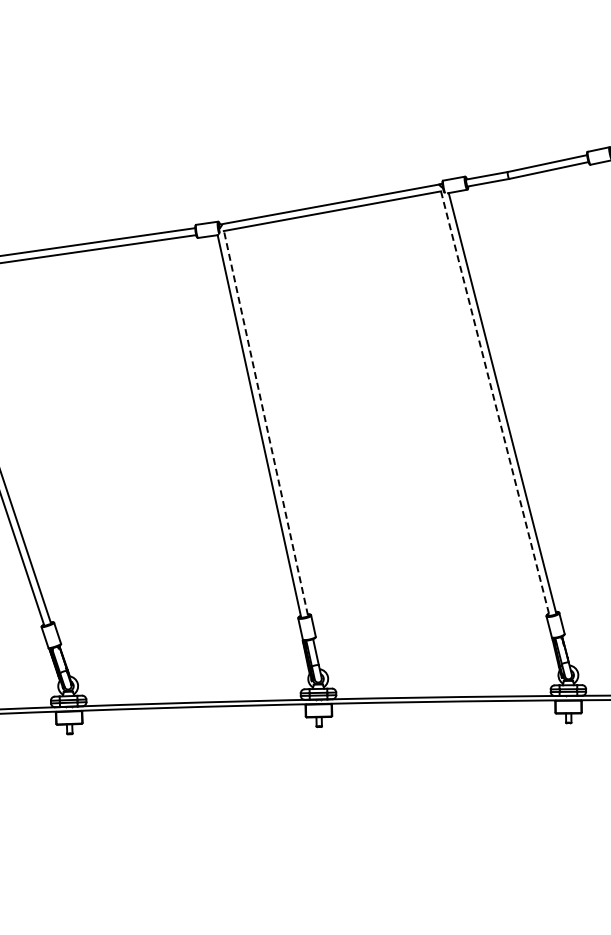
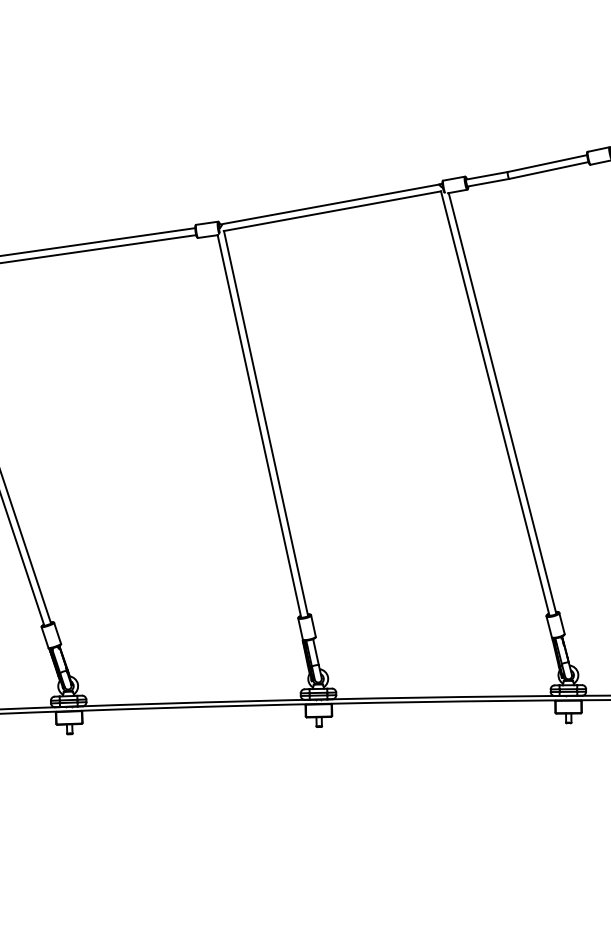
line: dashed -> solid (495, 403)
line: dashed -> solid (265, 423)
